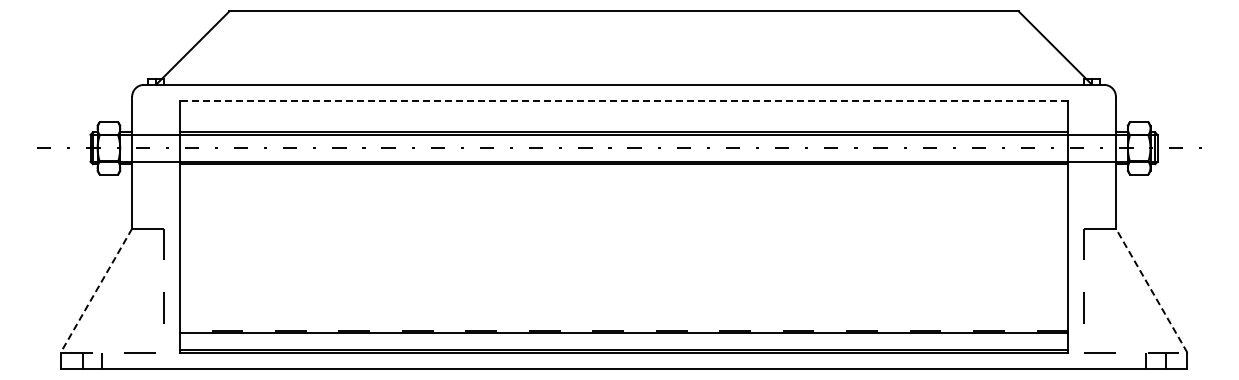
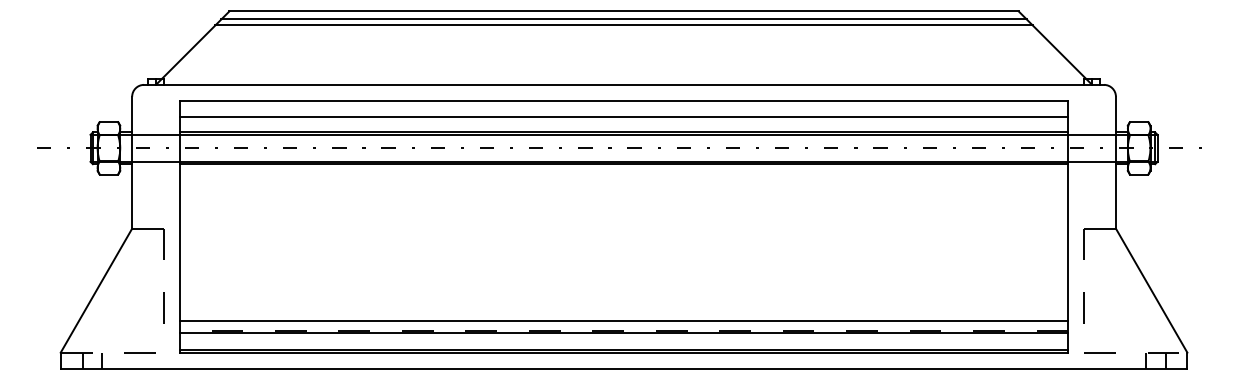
line: none -> present (623, 19)
line: none -> present (623, 25)
line: dashed -> solid (623, 100)
line: none -> present (623, 116)
line: dashed -> solid (96, 290)
line: dashed -> solid (1151, 290)
line: none -> present (623, 320)
